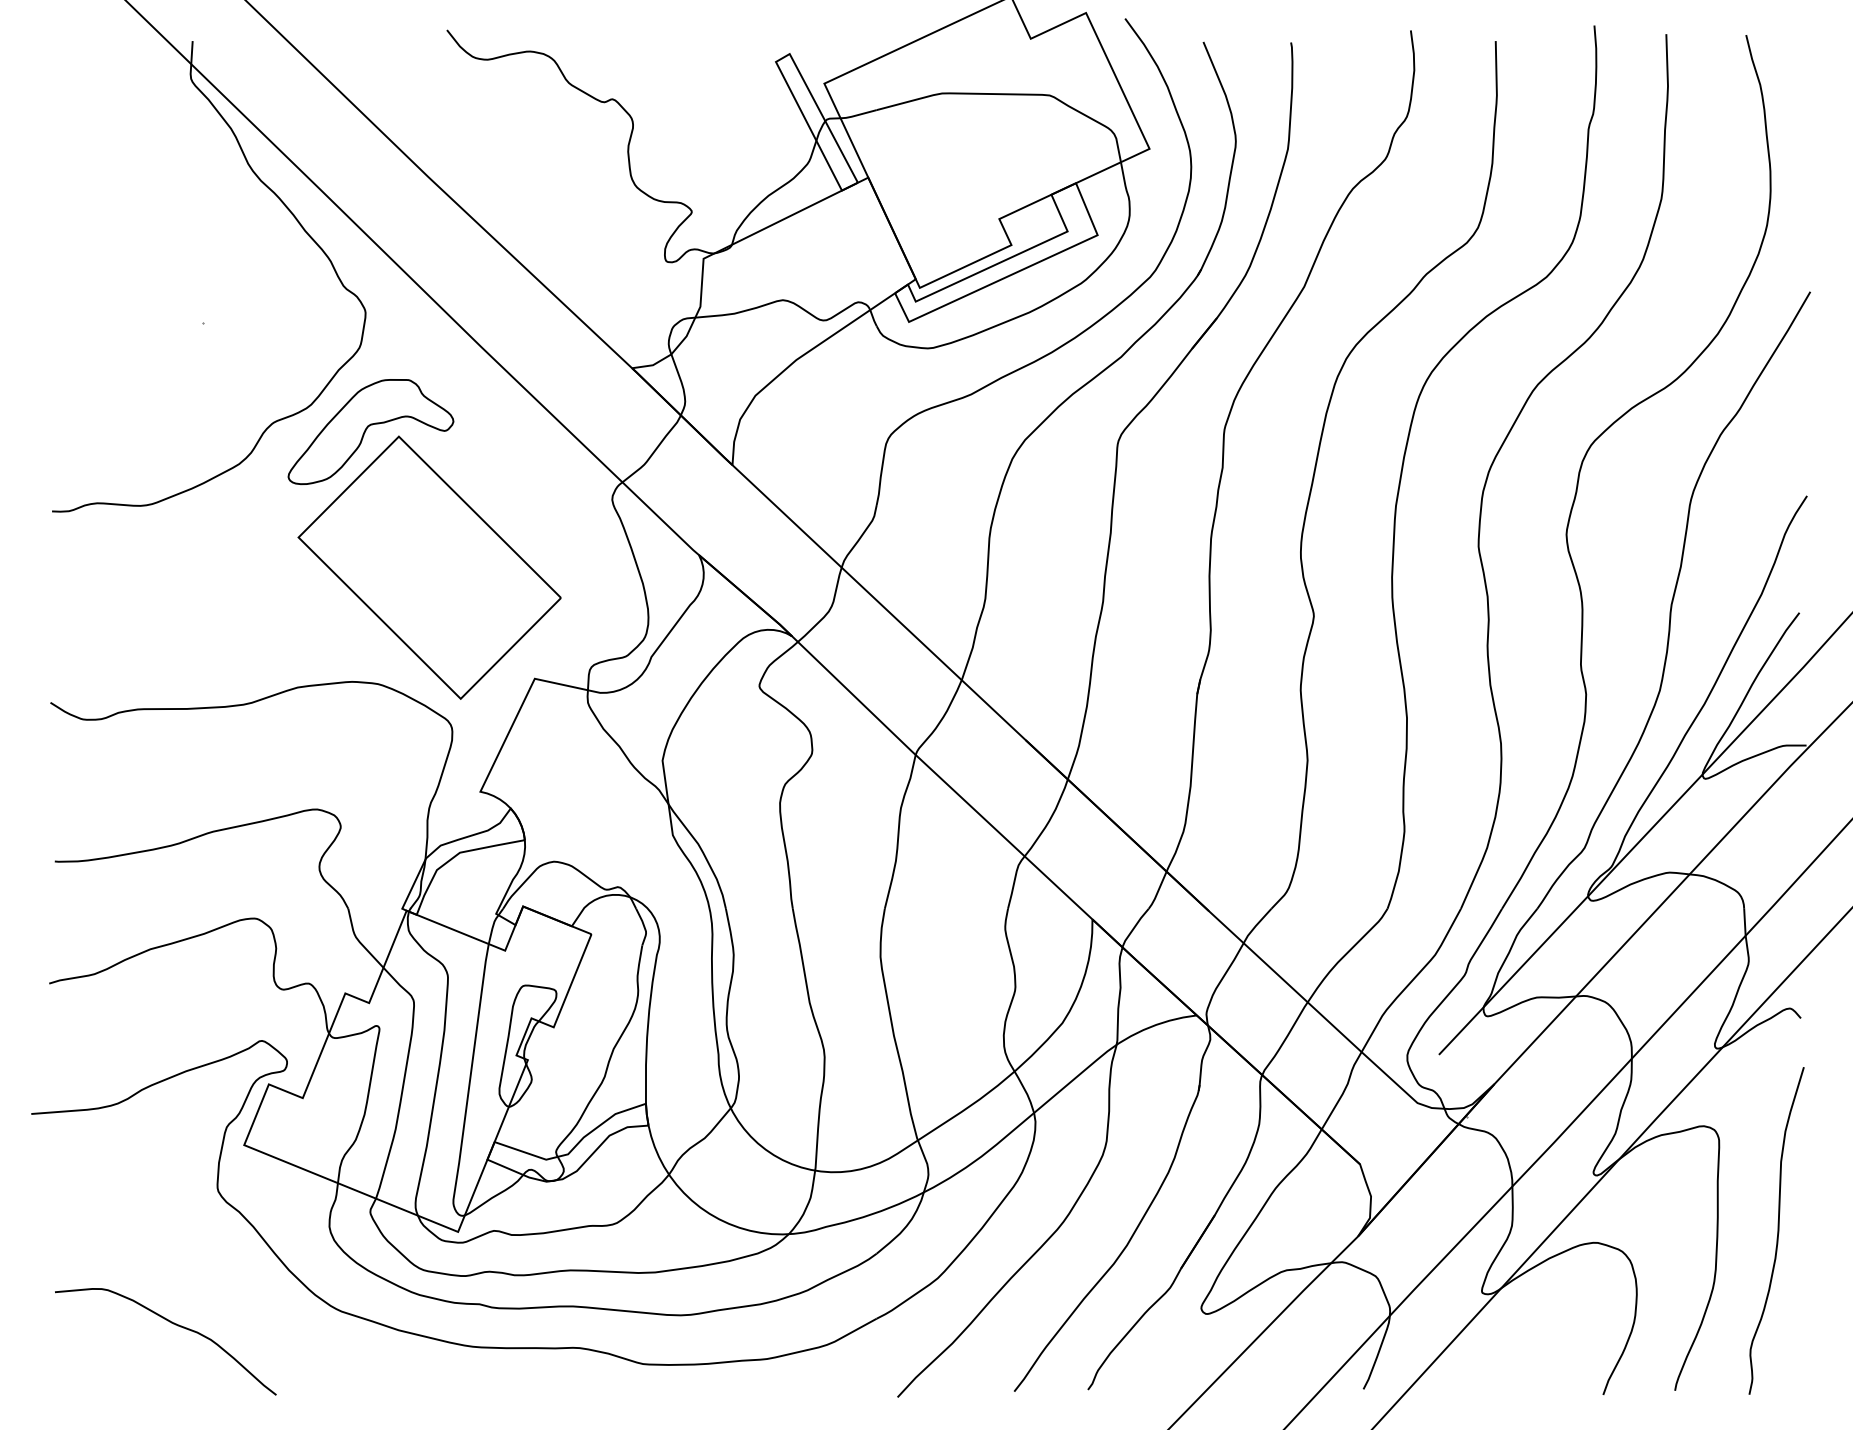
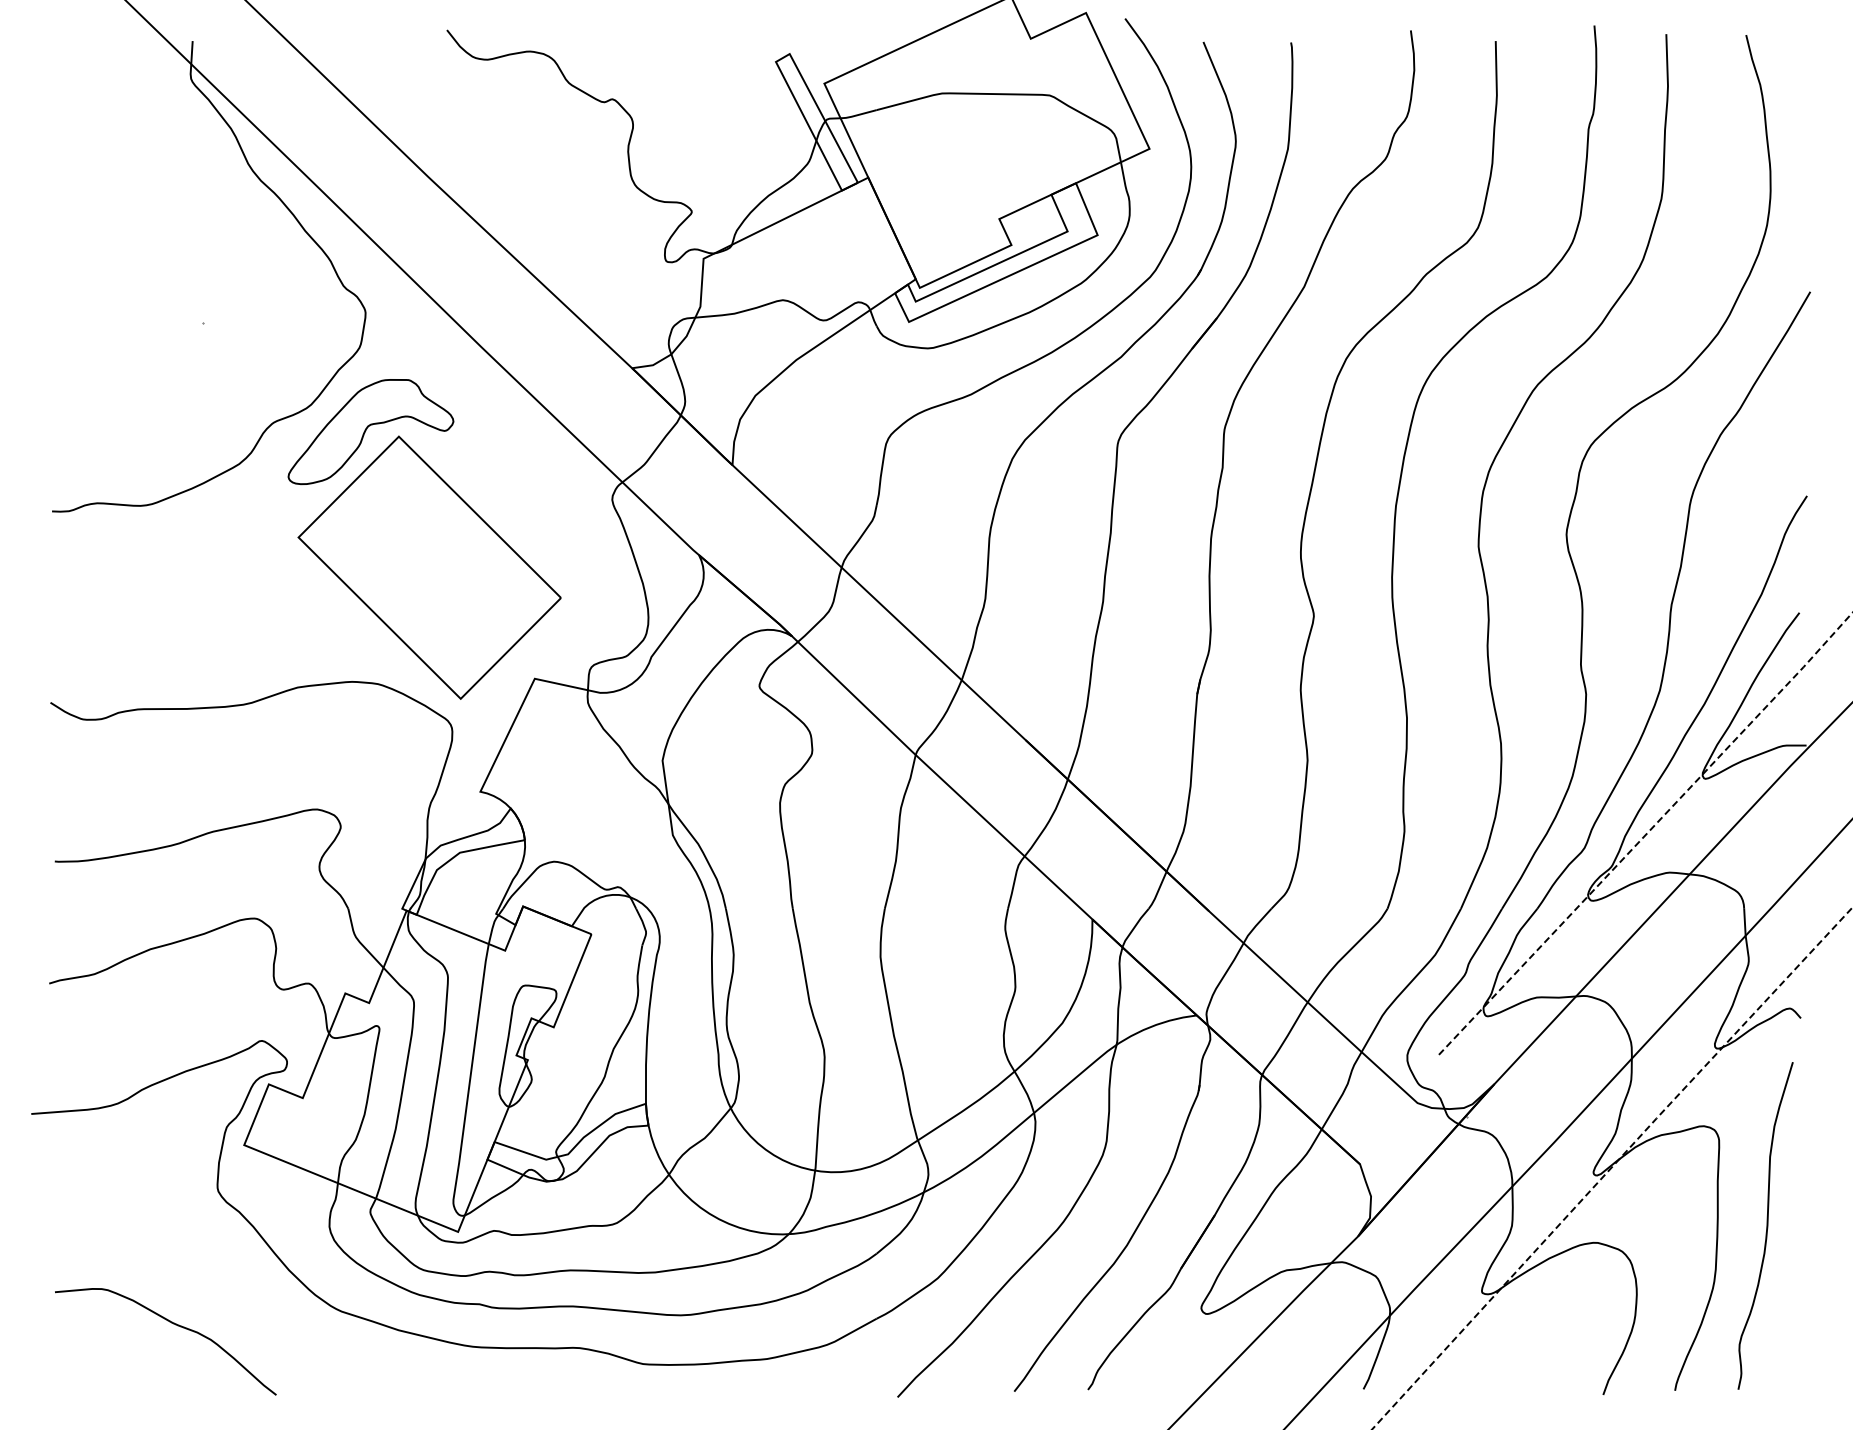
line: solid -> dashed (1646, 833)
line: solid -> dashed (1612, 1167)
curve position: (1777, 1230) -> (1766, 1225) (1766, 1225)
